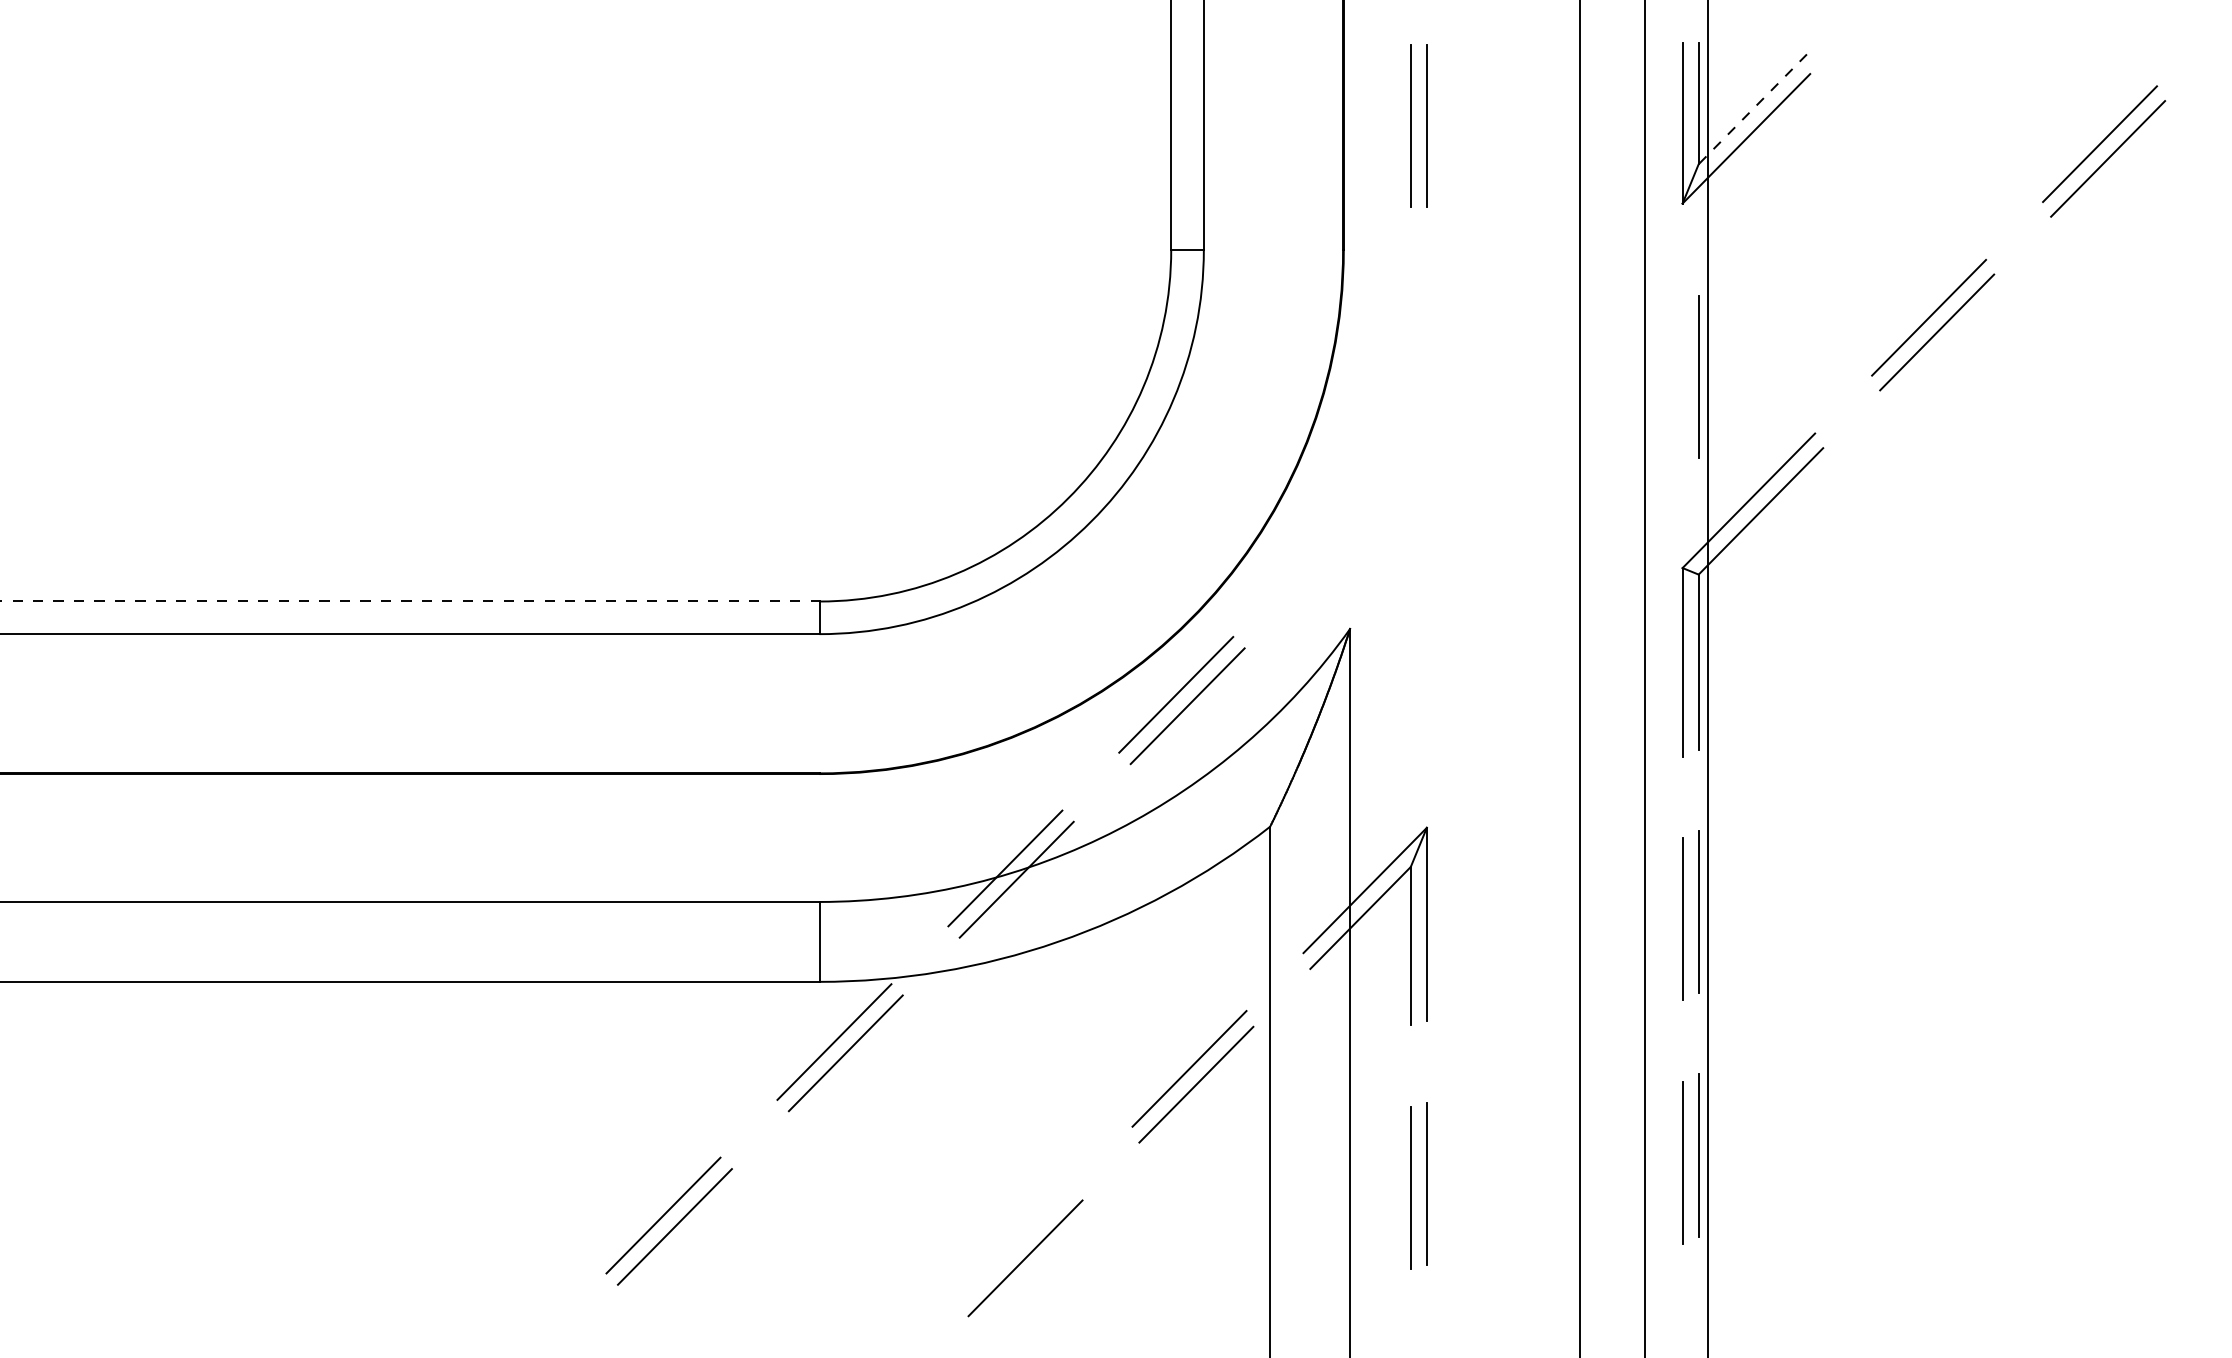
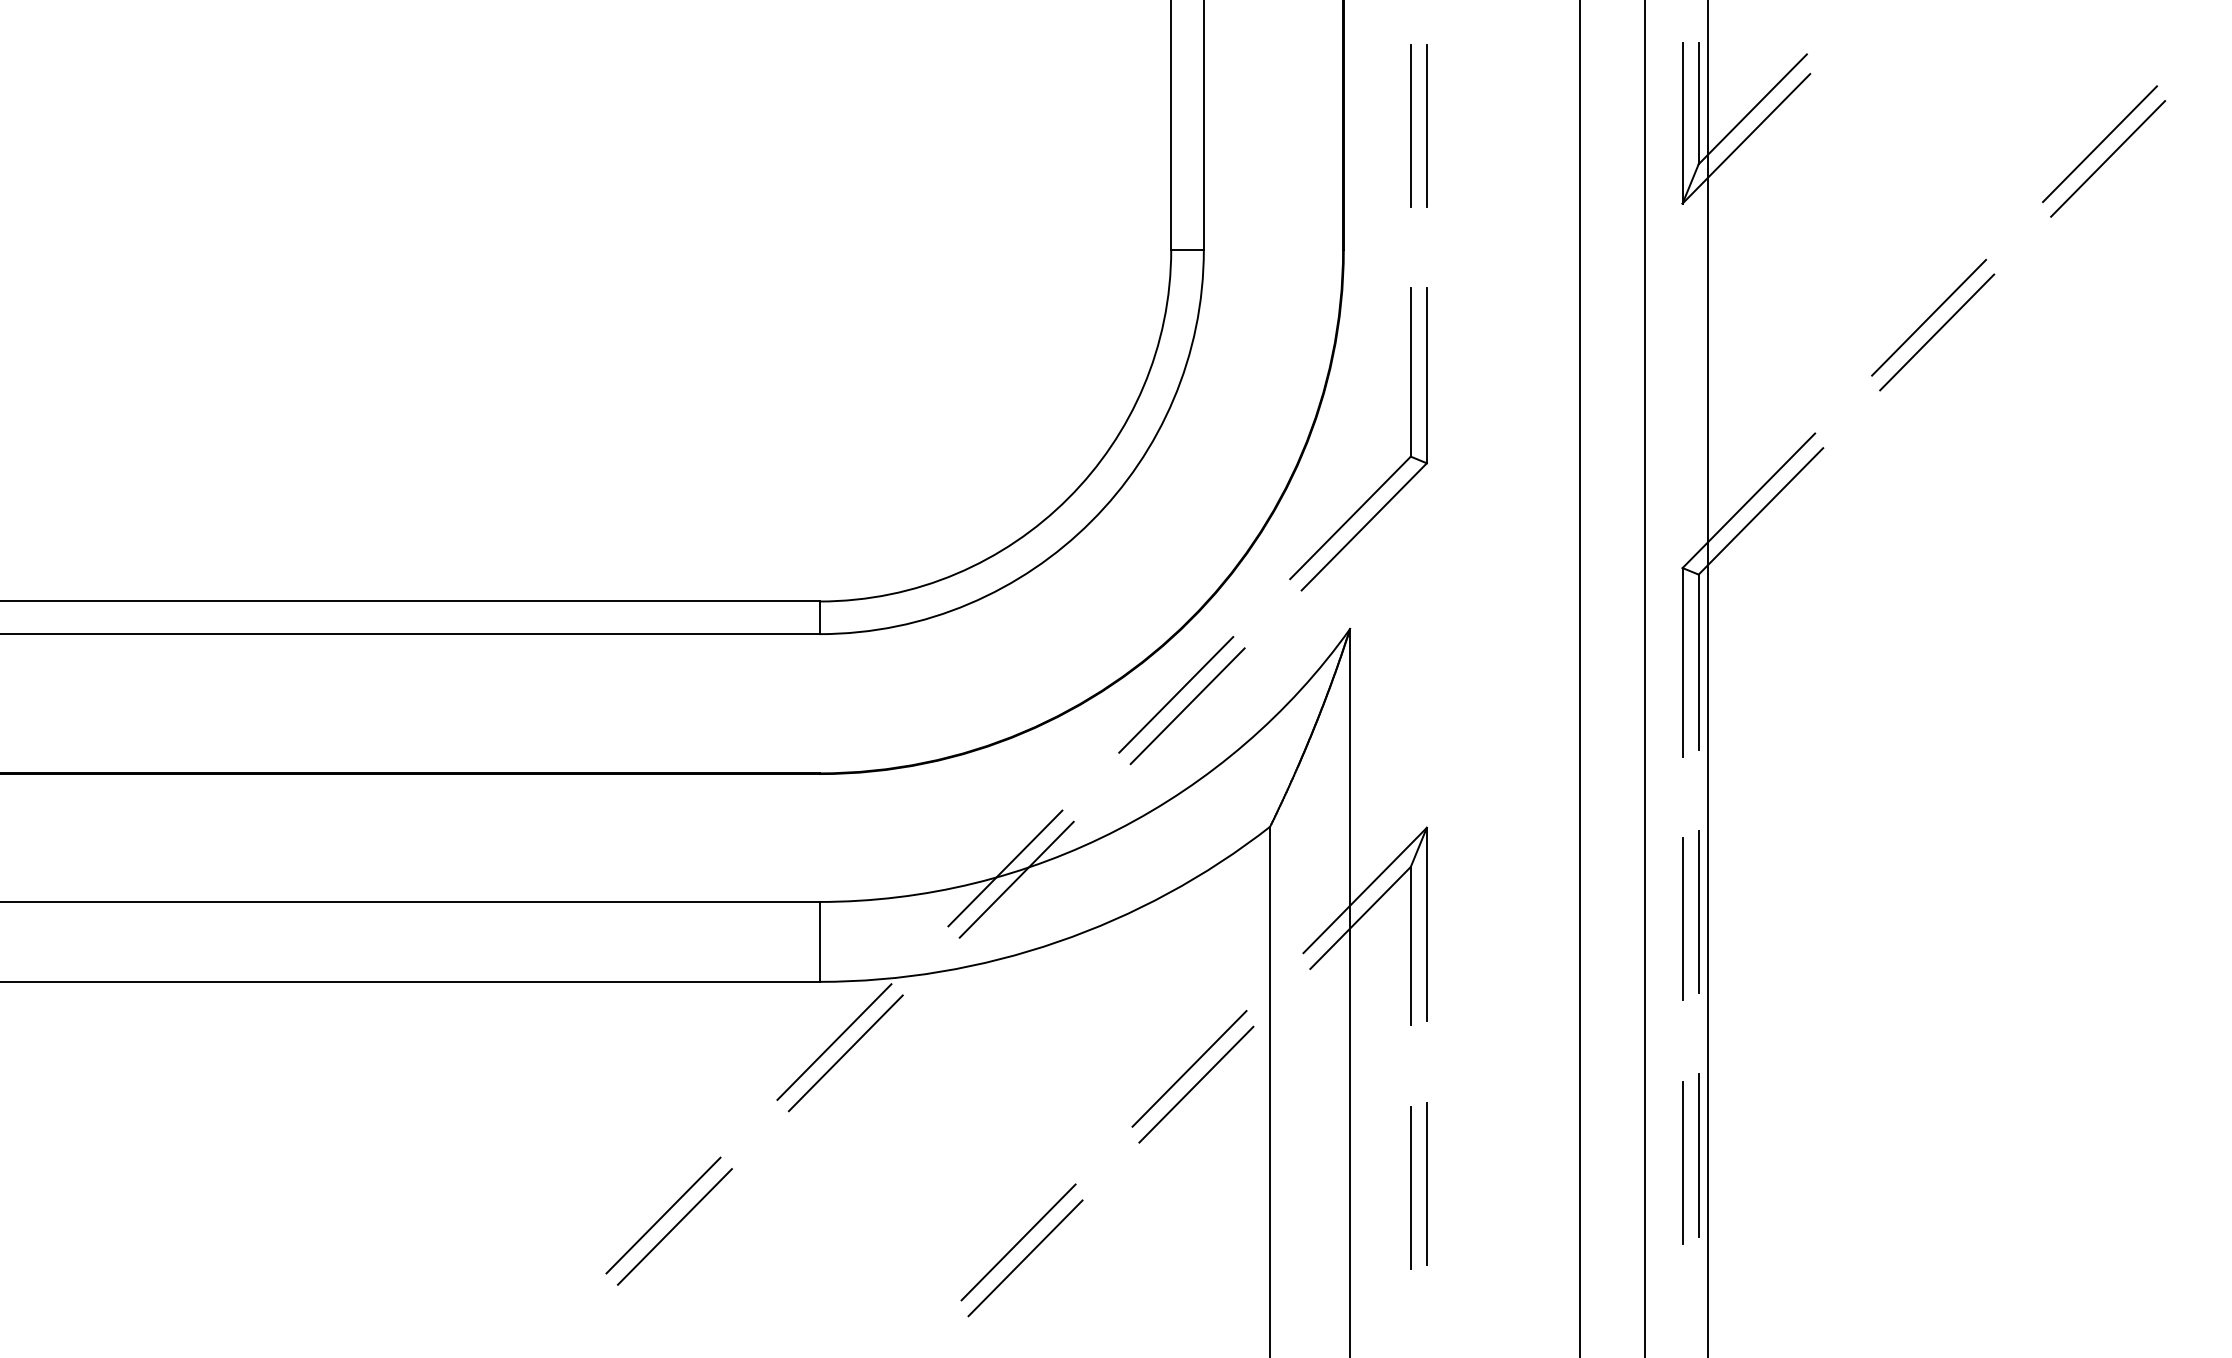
line: dashed -> solid (1752, 109)
line: present -> none (1698, 376)
part: none -> present (1392, 473)
line: dashed -> solid (410, 601)
line: none -> present (1018, 1242)
